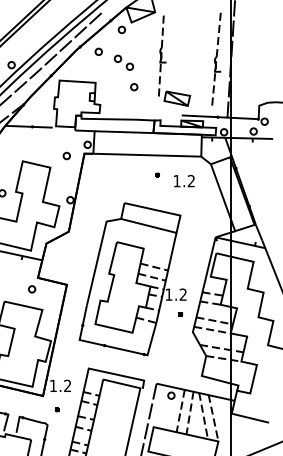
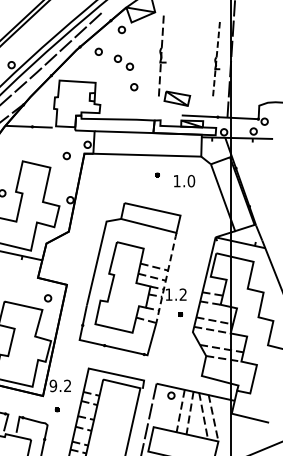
part size: 11x94 px -> 9x75 px (216, 59)
text: 1.2 -> 1.0 (191, 181)
line: solid -> dashed (166, 276)
part position: (32, 289) -> (48, 298) (48, 298)
text: 1.2 -> 9.2 (53, 385)
